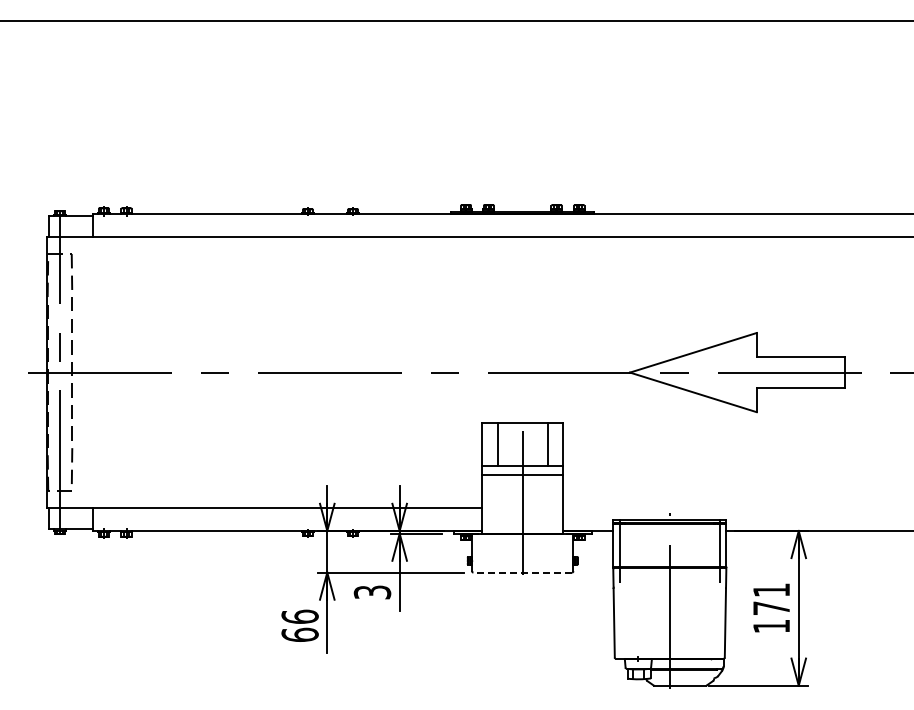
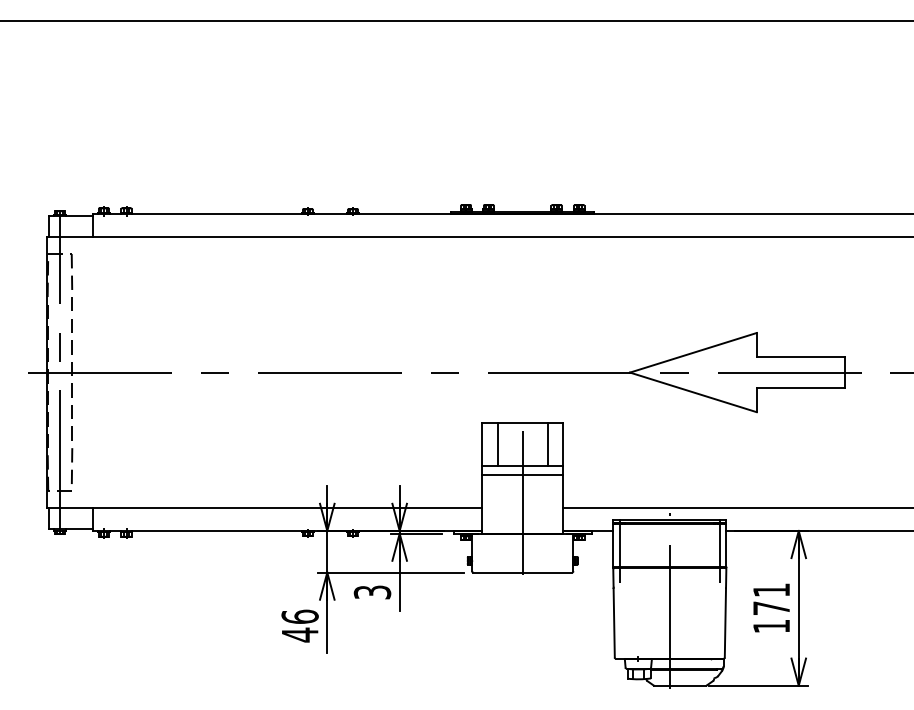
line: none -> present (736, 508)
line: dashed -> solid (522, 572)
text: 66 -> 46 (299, 634)
